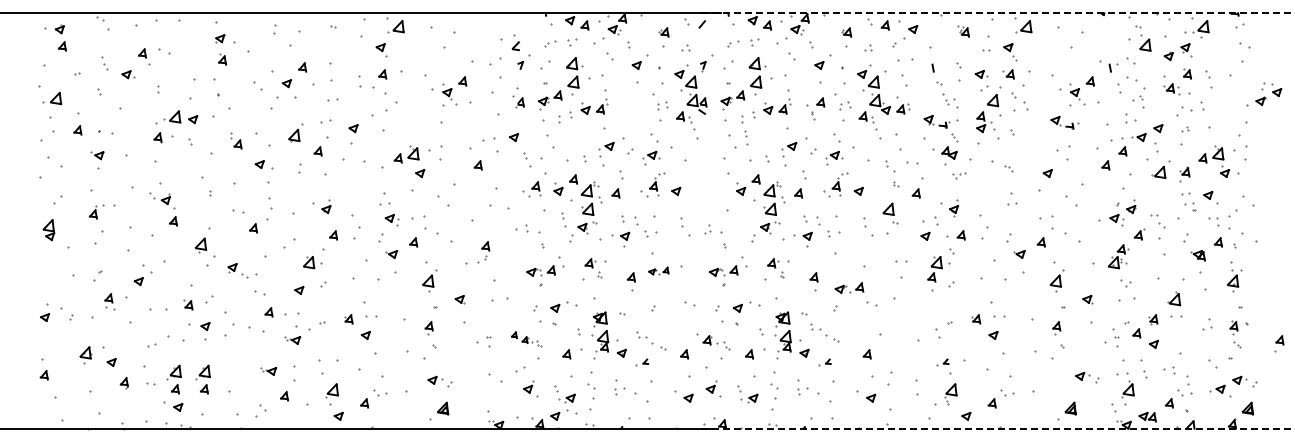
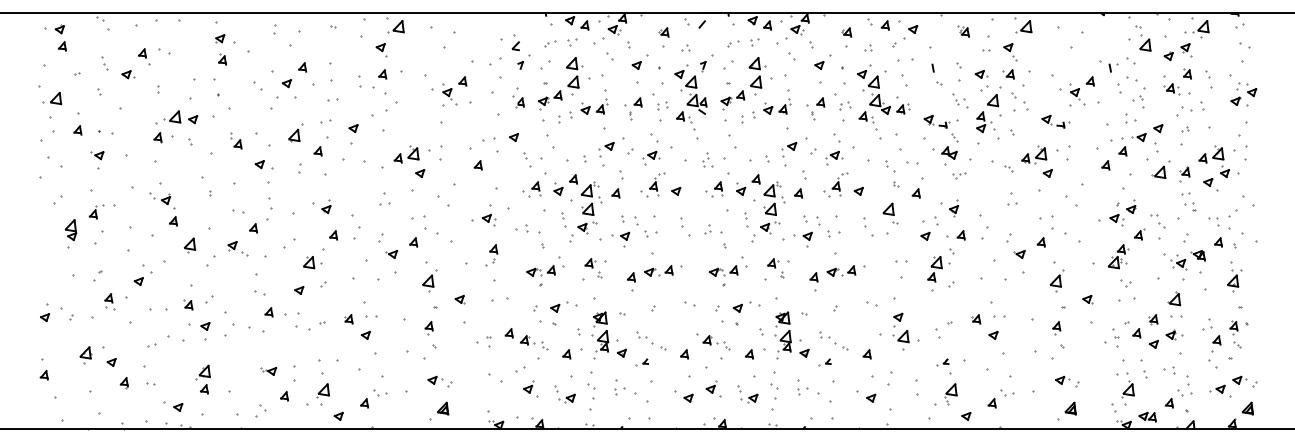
line: dashed -> solid (998, 13)
part position: (1268, 93) -> (1243, 93) (1243, 93)
part position: (950, 100) -> (960, 100) (960, 100)
part: none -> present (633, 108)
part position: (1064, 122) -> (1055, 121) (1055, 121)
part position: (746, 137) -> (746, 219) (746, 219)
part: none -> present (1034, 154)
part: none -> present (707, 159)
part: none -> present (714, 189)
part position: (1210, 197) -> (1210, 184) (1210, 184)
part position: (391, 220) -> (488, 220) (488, 220)
part position: (48, 230) -> (70, 230) (70, 230)
part position: (200, 245) -> (189, 245) (189, 245)
part position: (483, 252) -> (491, 255) (491, 255)
part: none -> present (1178, 262)
part position: (237, 270) -> (237, 248) (237, 248)
part size: 22x10 px -> 30x12 px (658, 270)
part position: (849, 287) -> (841, 270) (841, 270)
part: none -> present (900, 331)
part position: (824, 332) -> (833, 340) (833, 340)
part: none -> present (1174, 334)
part size: 32x17 px -> 45x23 px (526, 339)
part: present -> none (292, 340)
part position: (1279, 343) -> (1216, 343) (1216, 343)
part position: (1087, 377) -> (1067, 381) (1067, 381)
part: present -> none (173, 379)
part position: (331, 394) -> (322, 394) (322, 394)
part: present -> none (563, 414)
line: dashed -> solid (998, 428)
